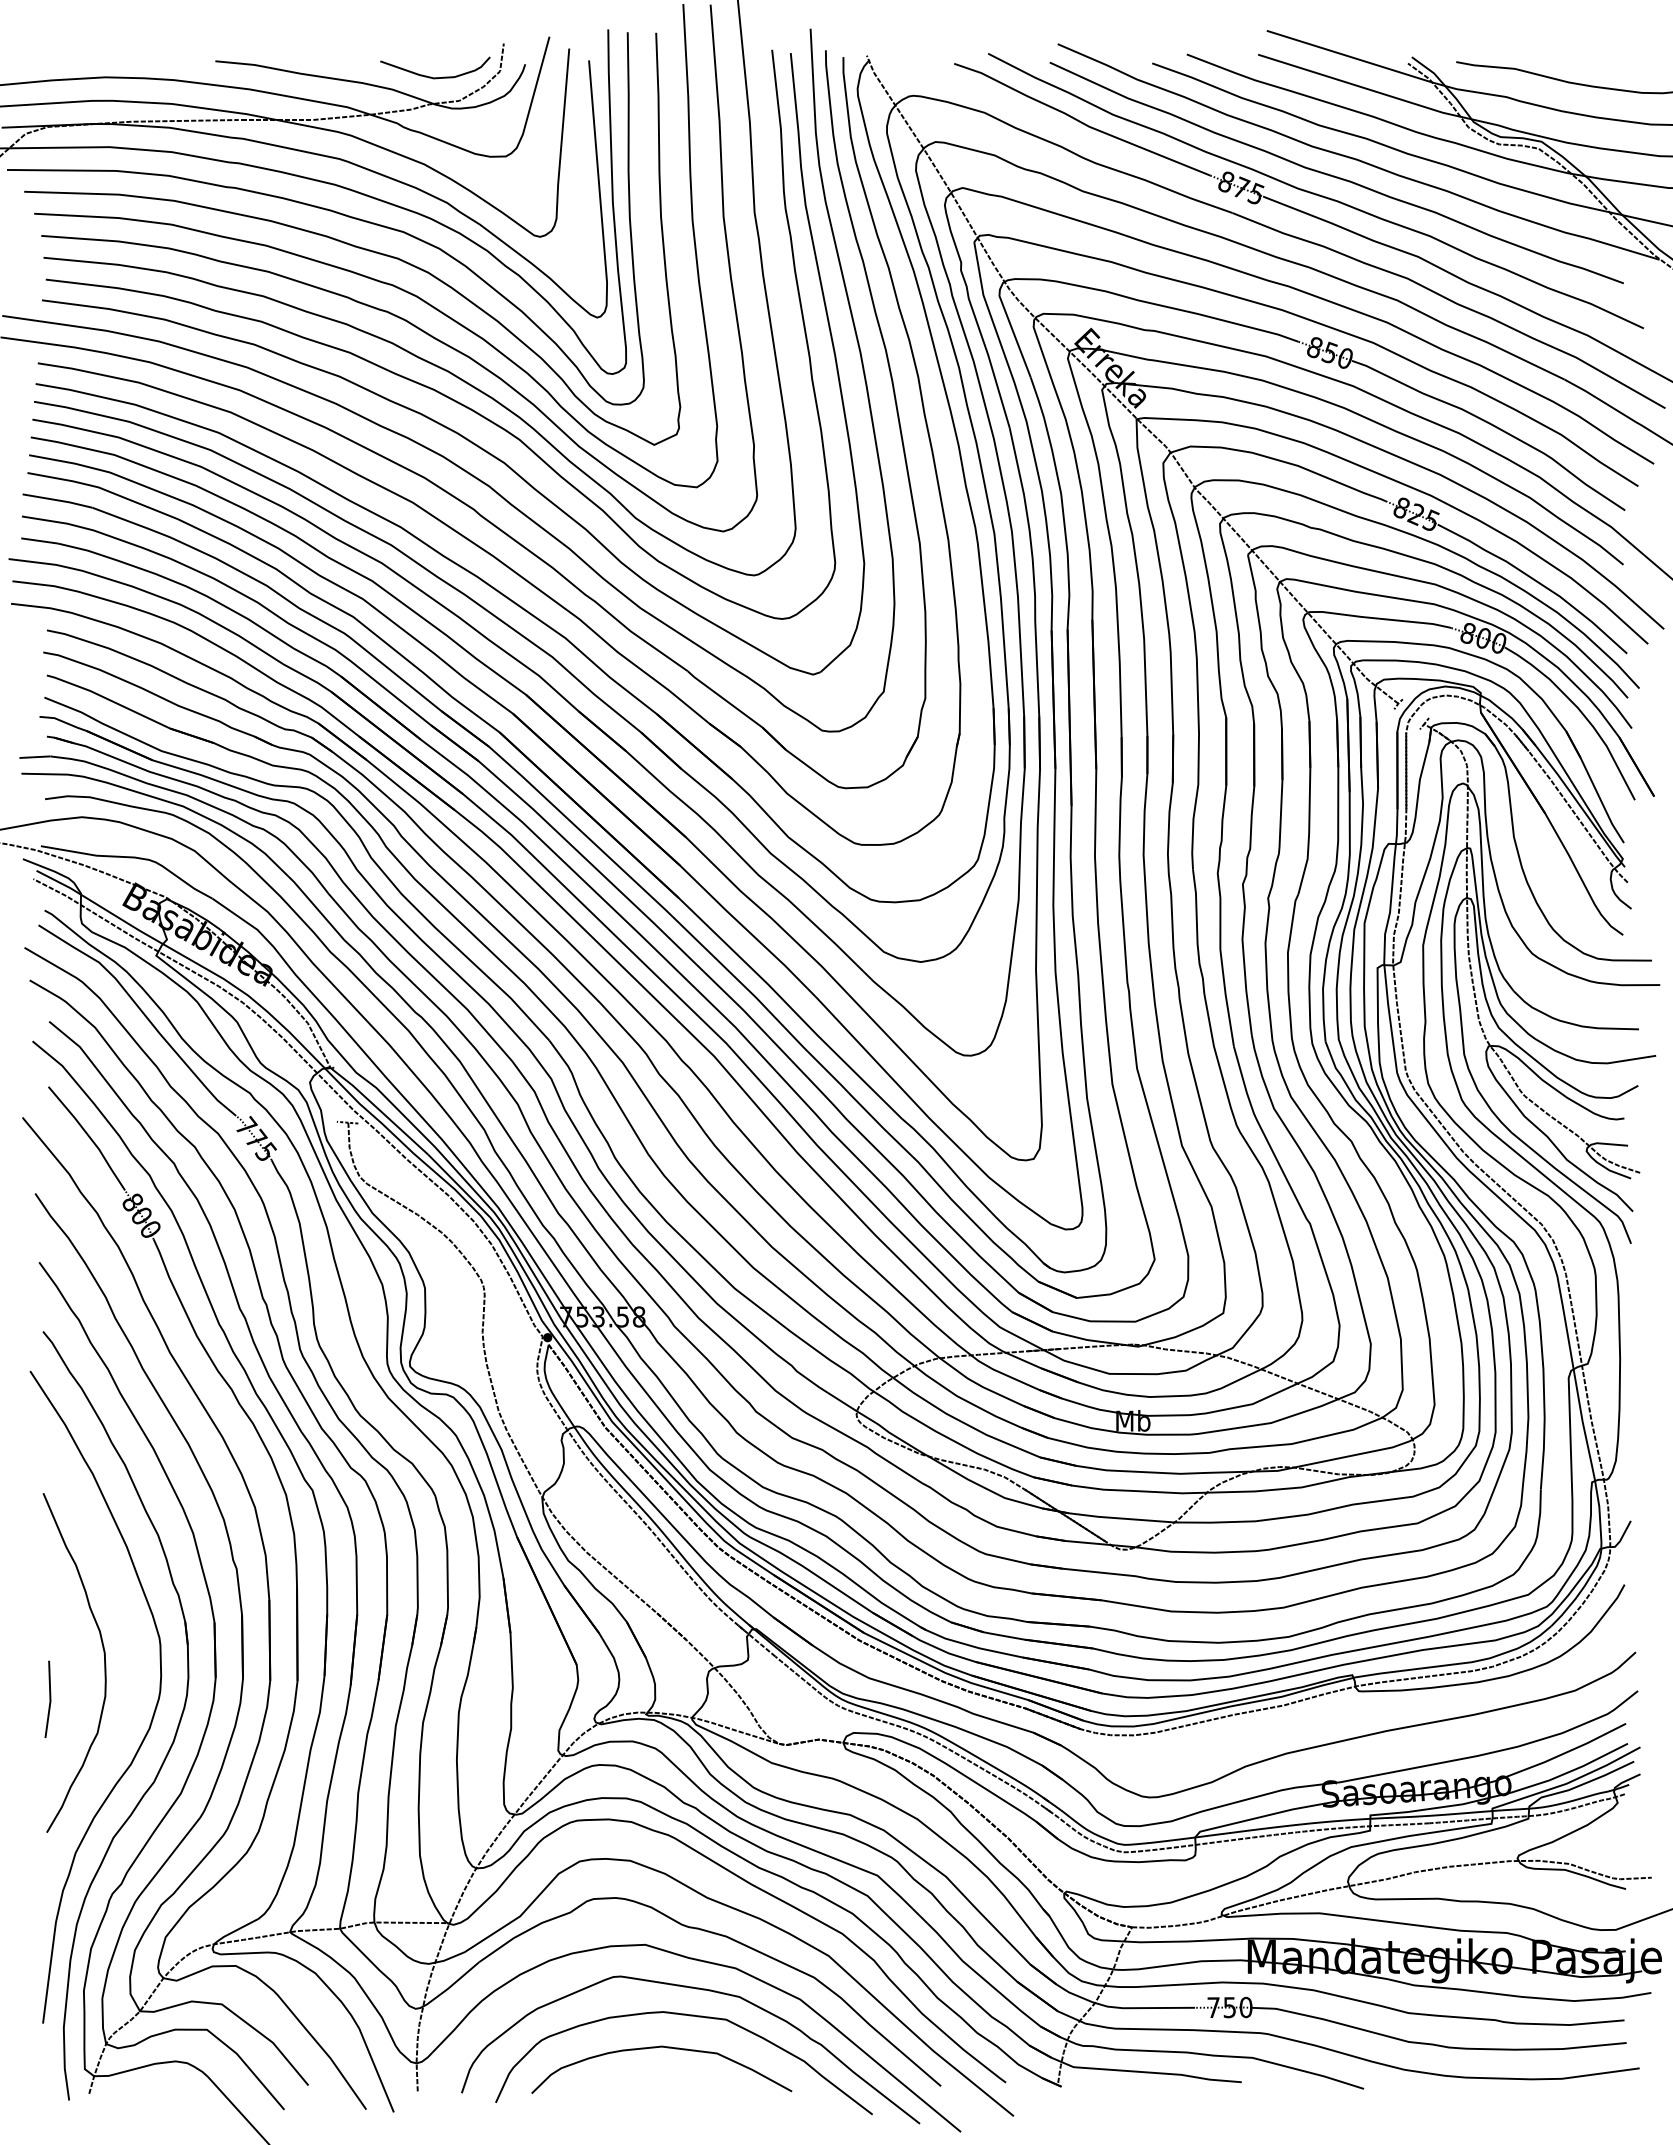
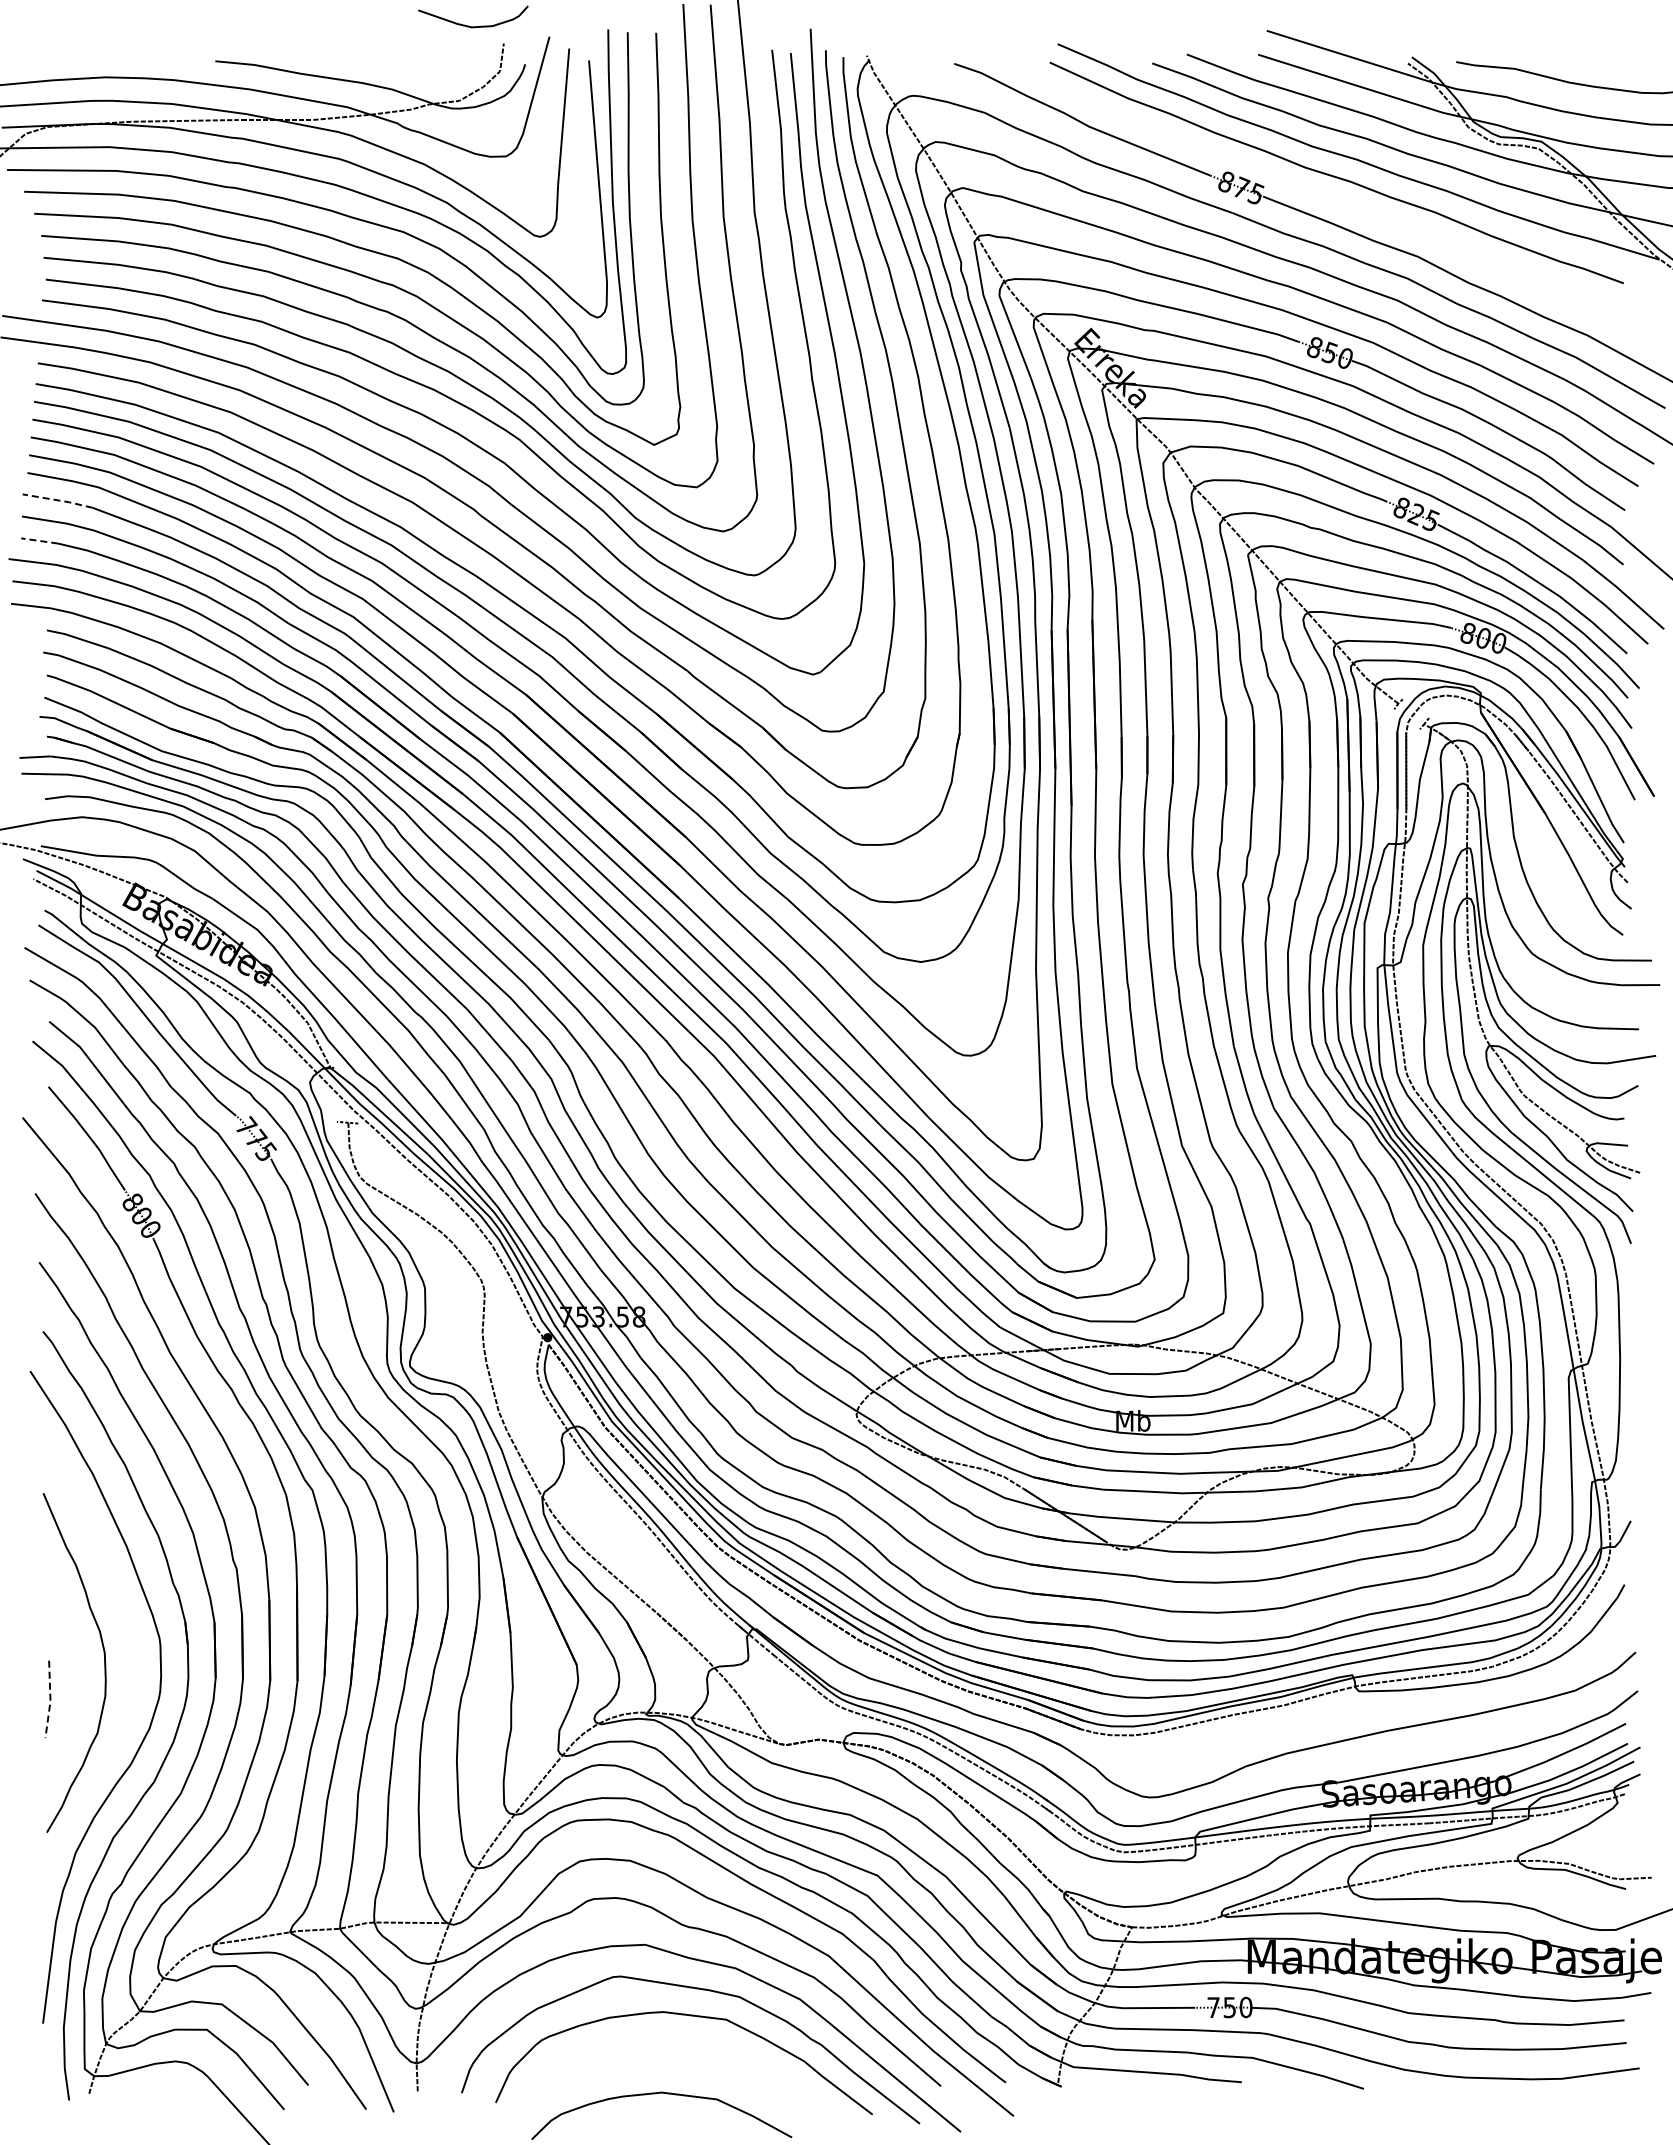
curve position: (431, 76) -> (469, 25) (469, 25)
curve: present -> none (1315, 193)
line: solid -> dashed (57, 500)
line: solid -> dashed (39, 540)
line: solid -> dashed (50, 1700)
curve position: (666, 2048) -> (666, 2094) (666, 2094)
